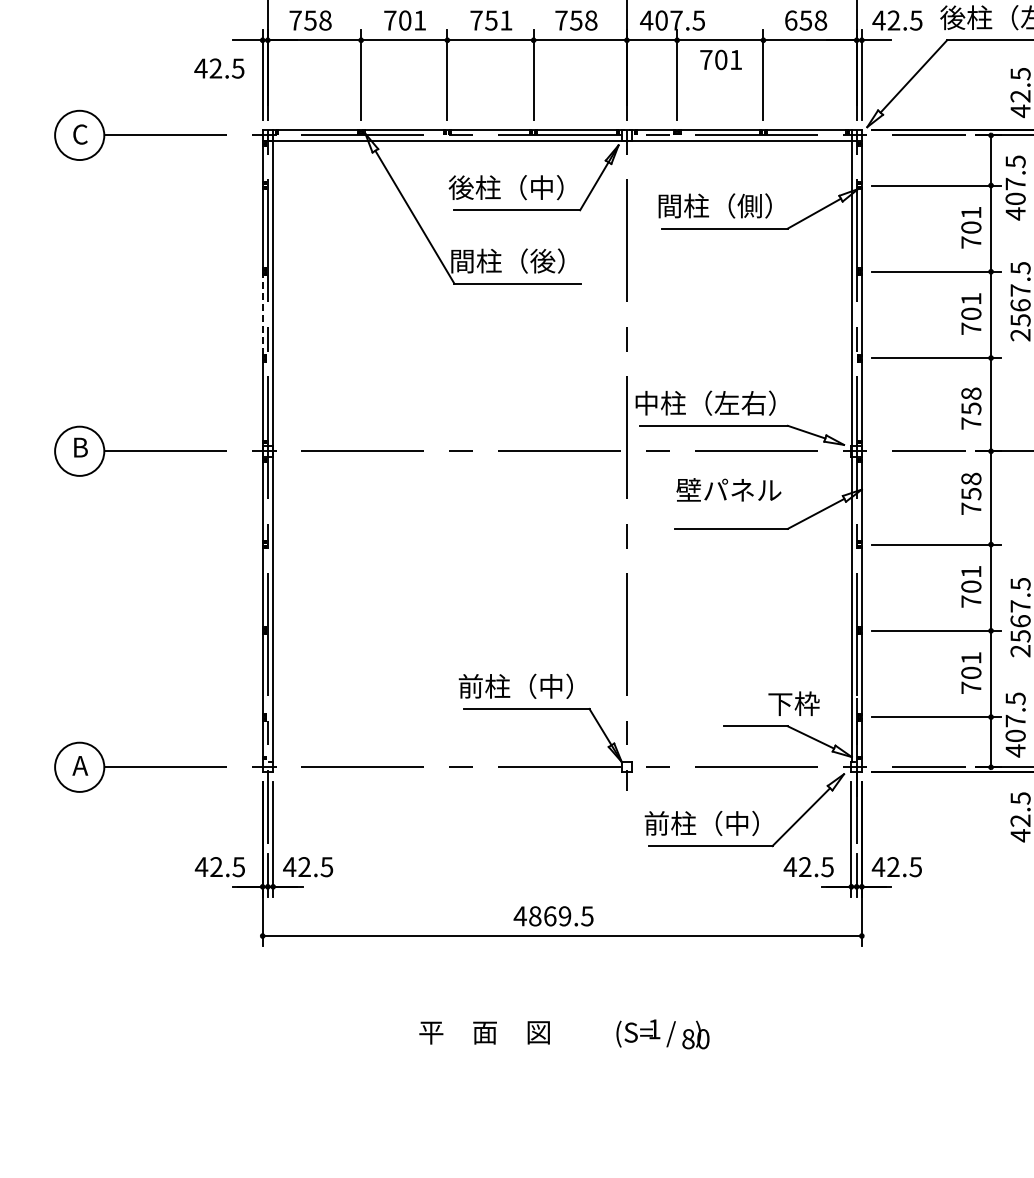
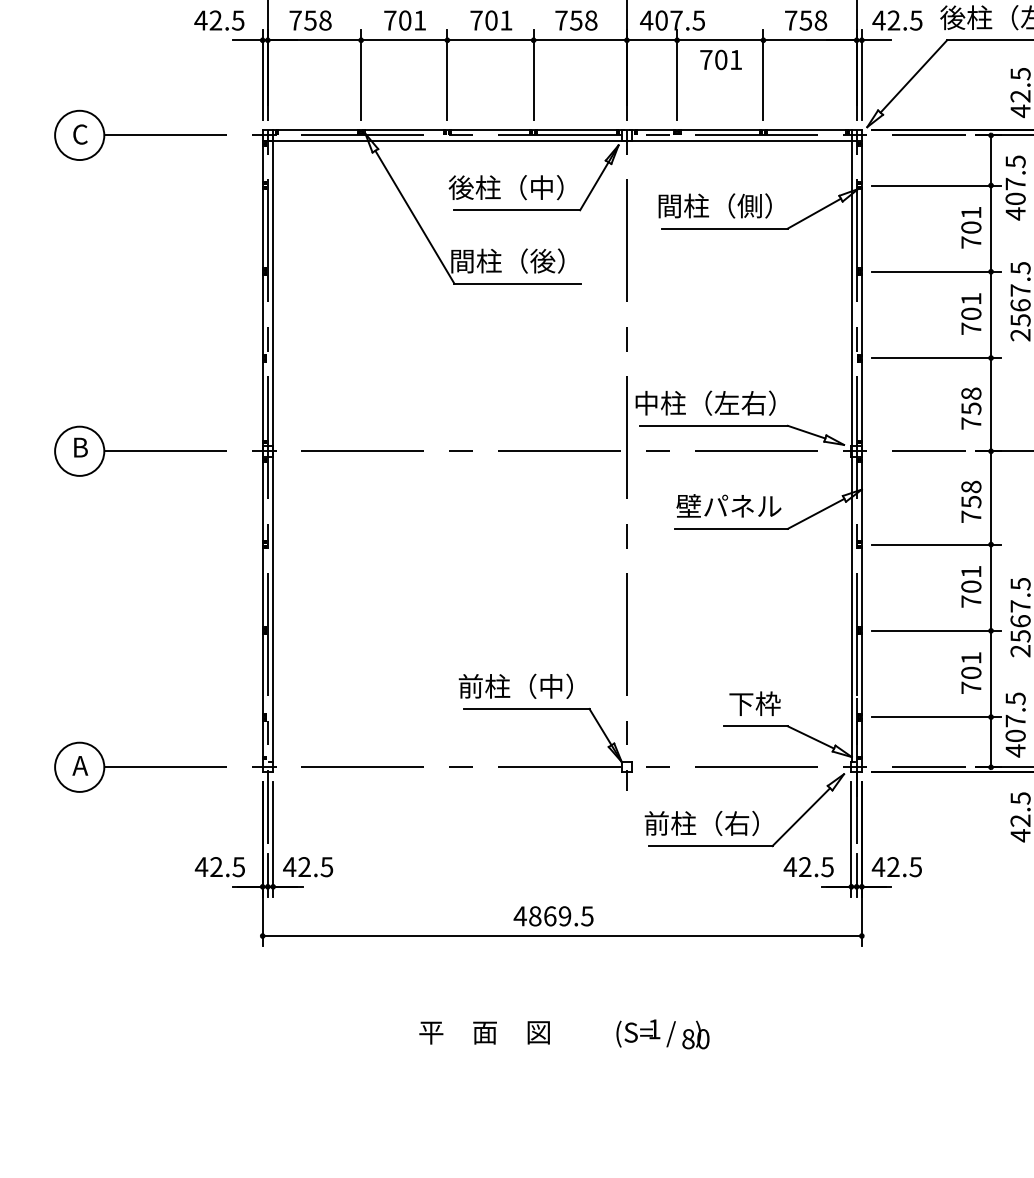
text: 751 -> 701 (491, 20)
text: 658 -> 758 (791, 20)
text position: (219, 68) -> (219, 20) (219, 20)
line: dashed -> solid (262, 314)
text position: (728, 489) -> (728, 505) (728, 505)
text position: (971, 493) -> (971, 501) (971, 501)
text position: (793, 703) -> (754, 703) (754, 703)
text: 前柱（中） -> 前柱（右） (737, 823)
